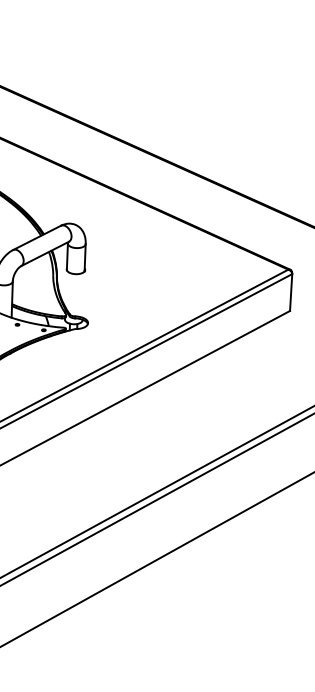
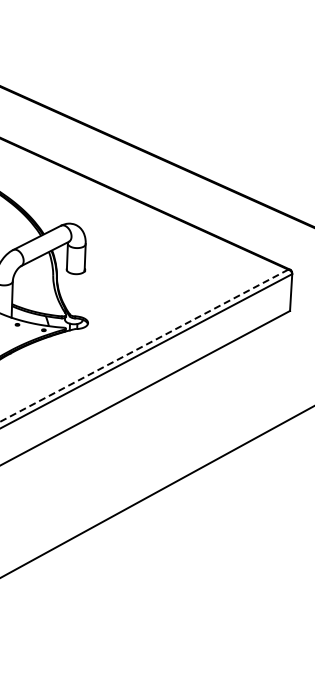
line: solid -> dashed (144, 345)
line: present -> none (156, 499)
line: present -> none (156, 559)
